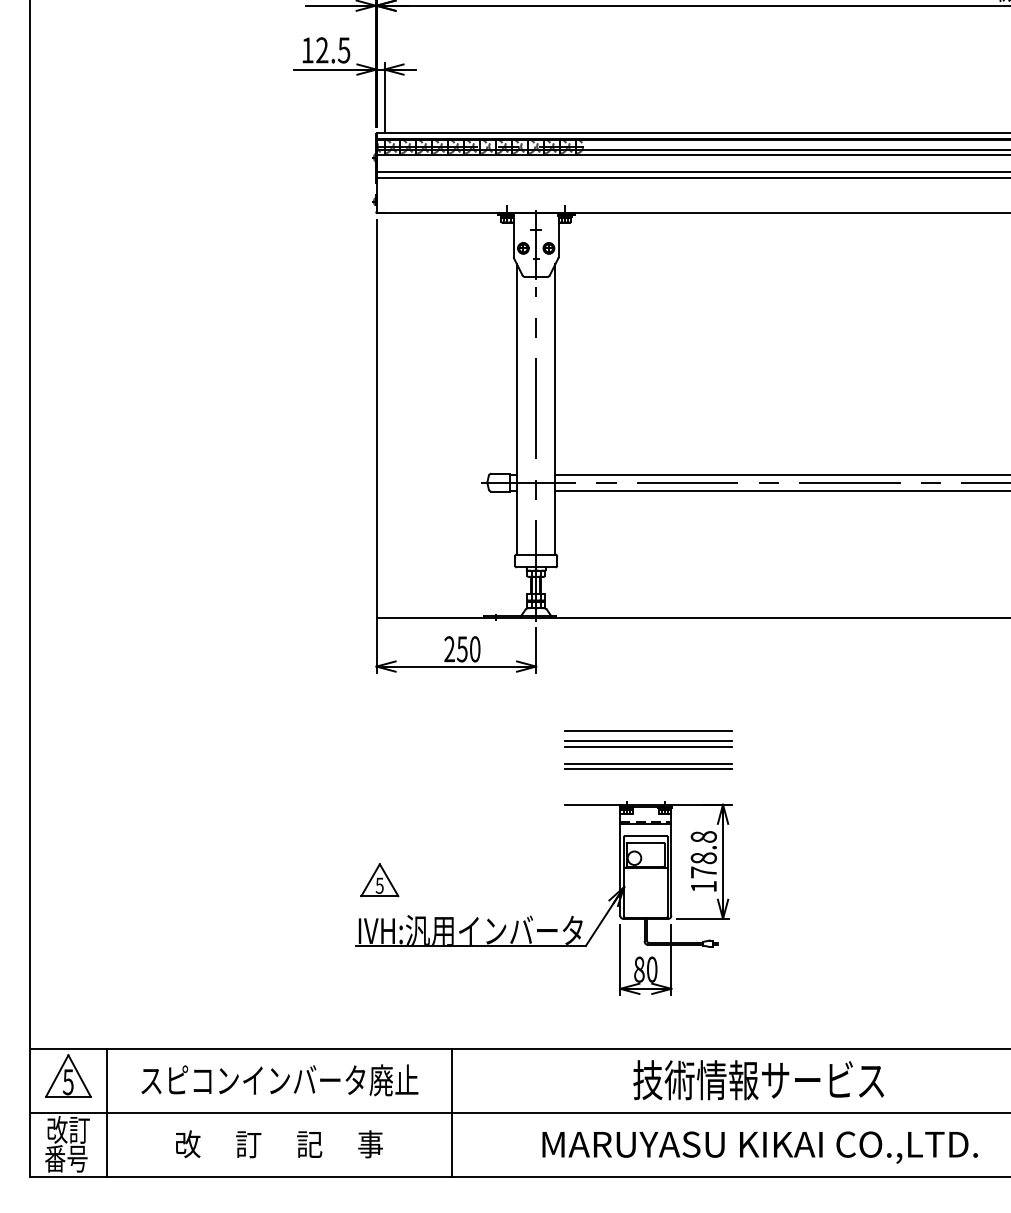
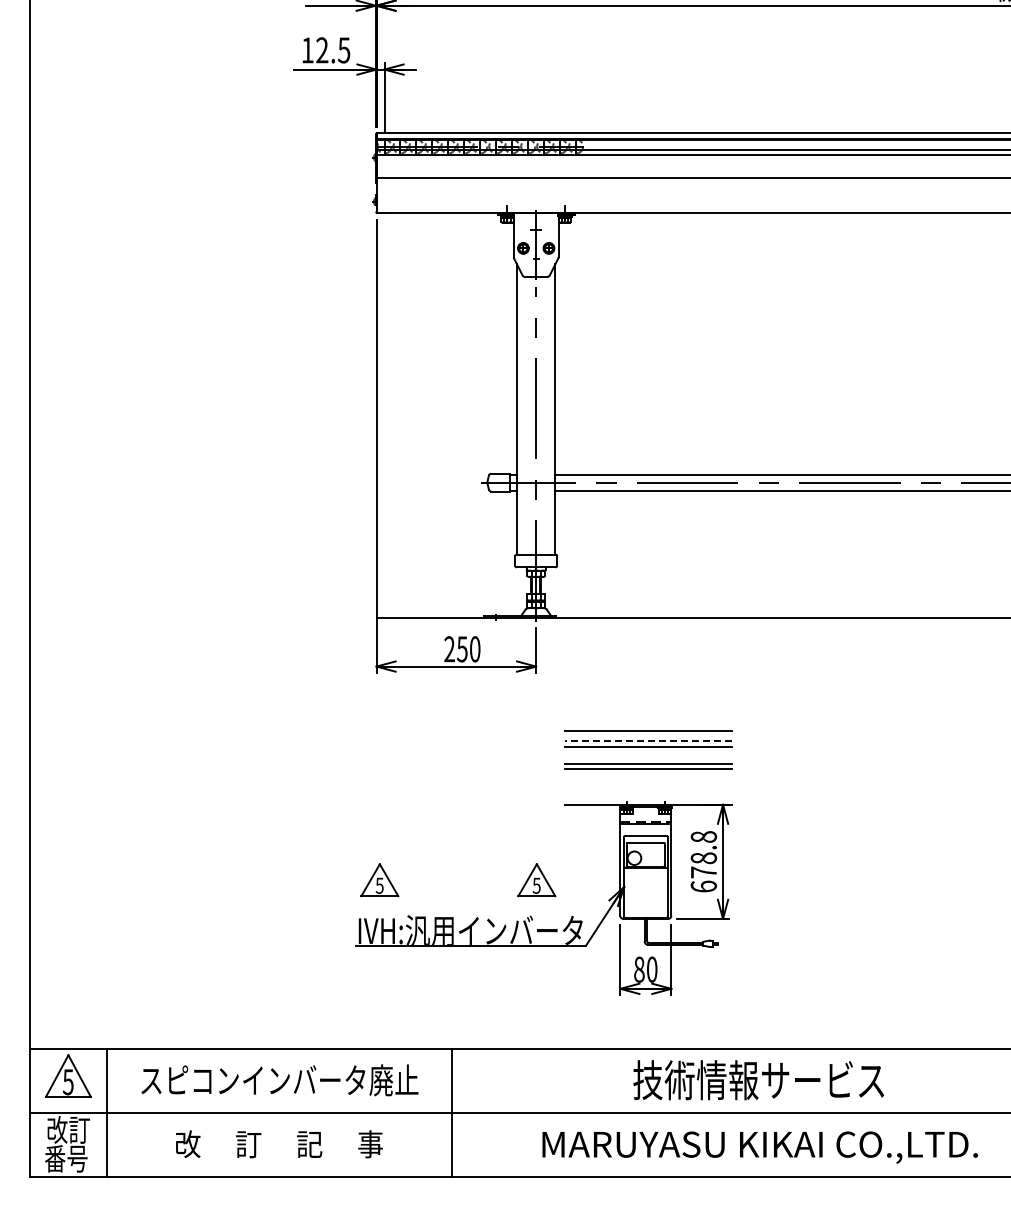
line: present -> none (691, 172)
line: solid -> dashed (648, 741)
part: none -> present (536, 880)
text: 178.8 -> 678.8 (703, 886)
